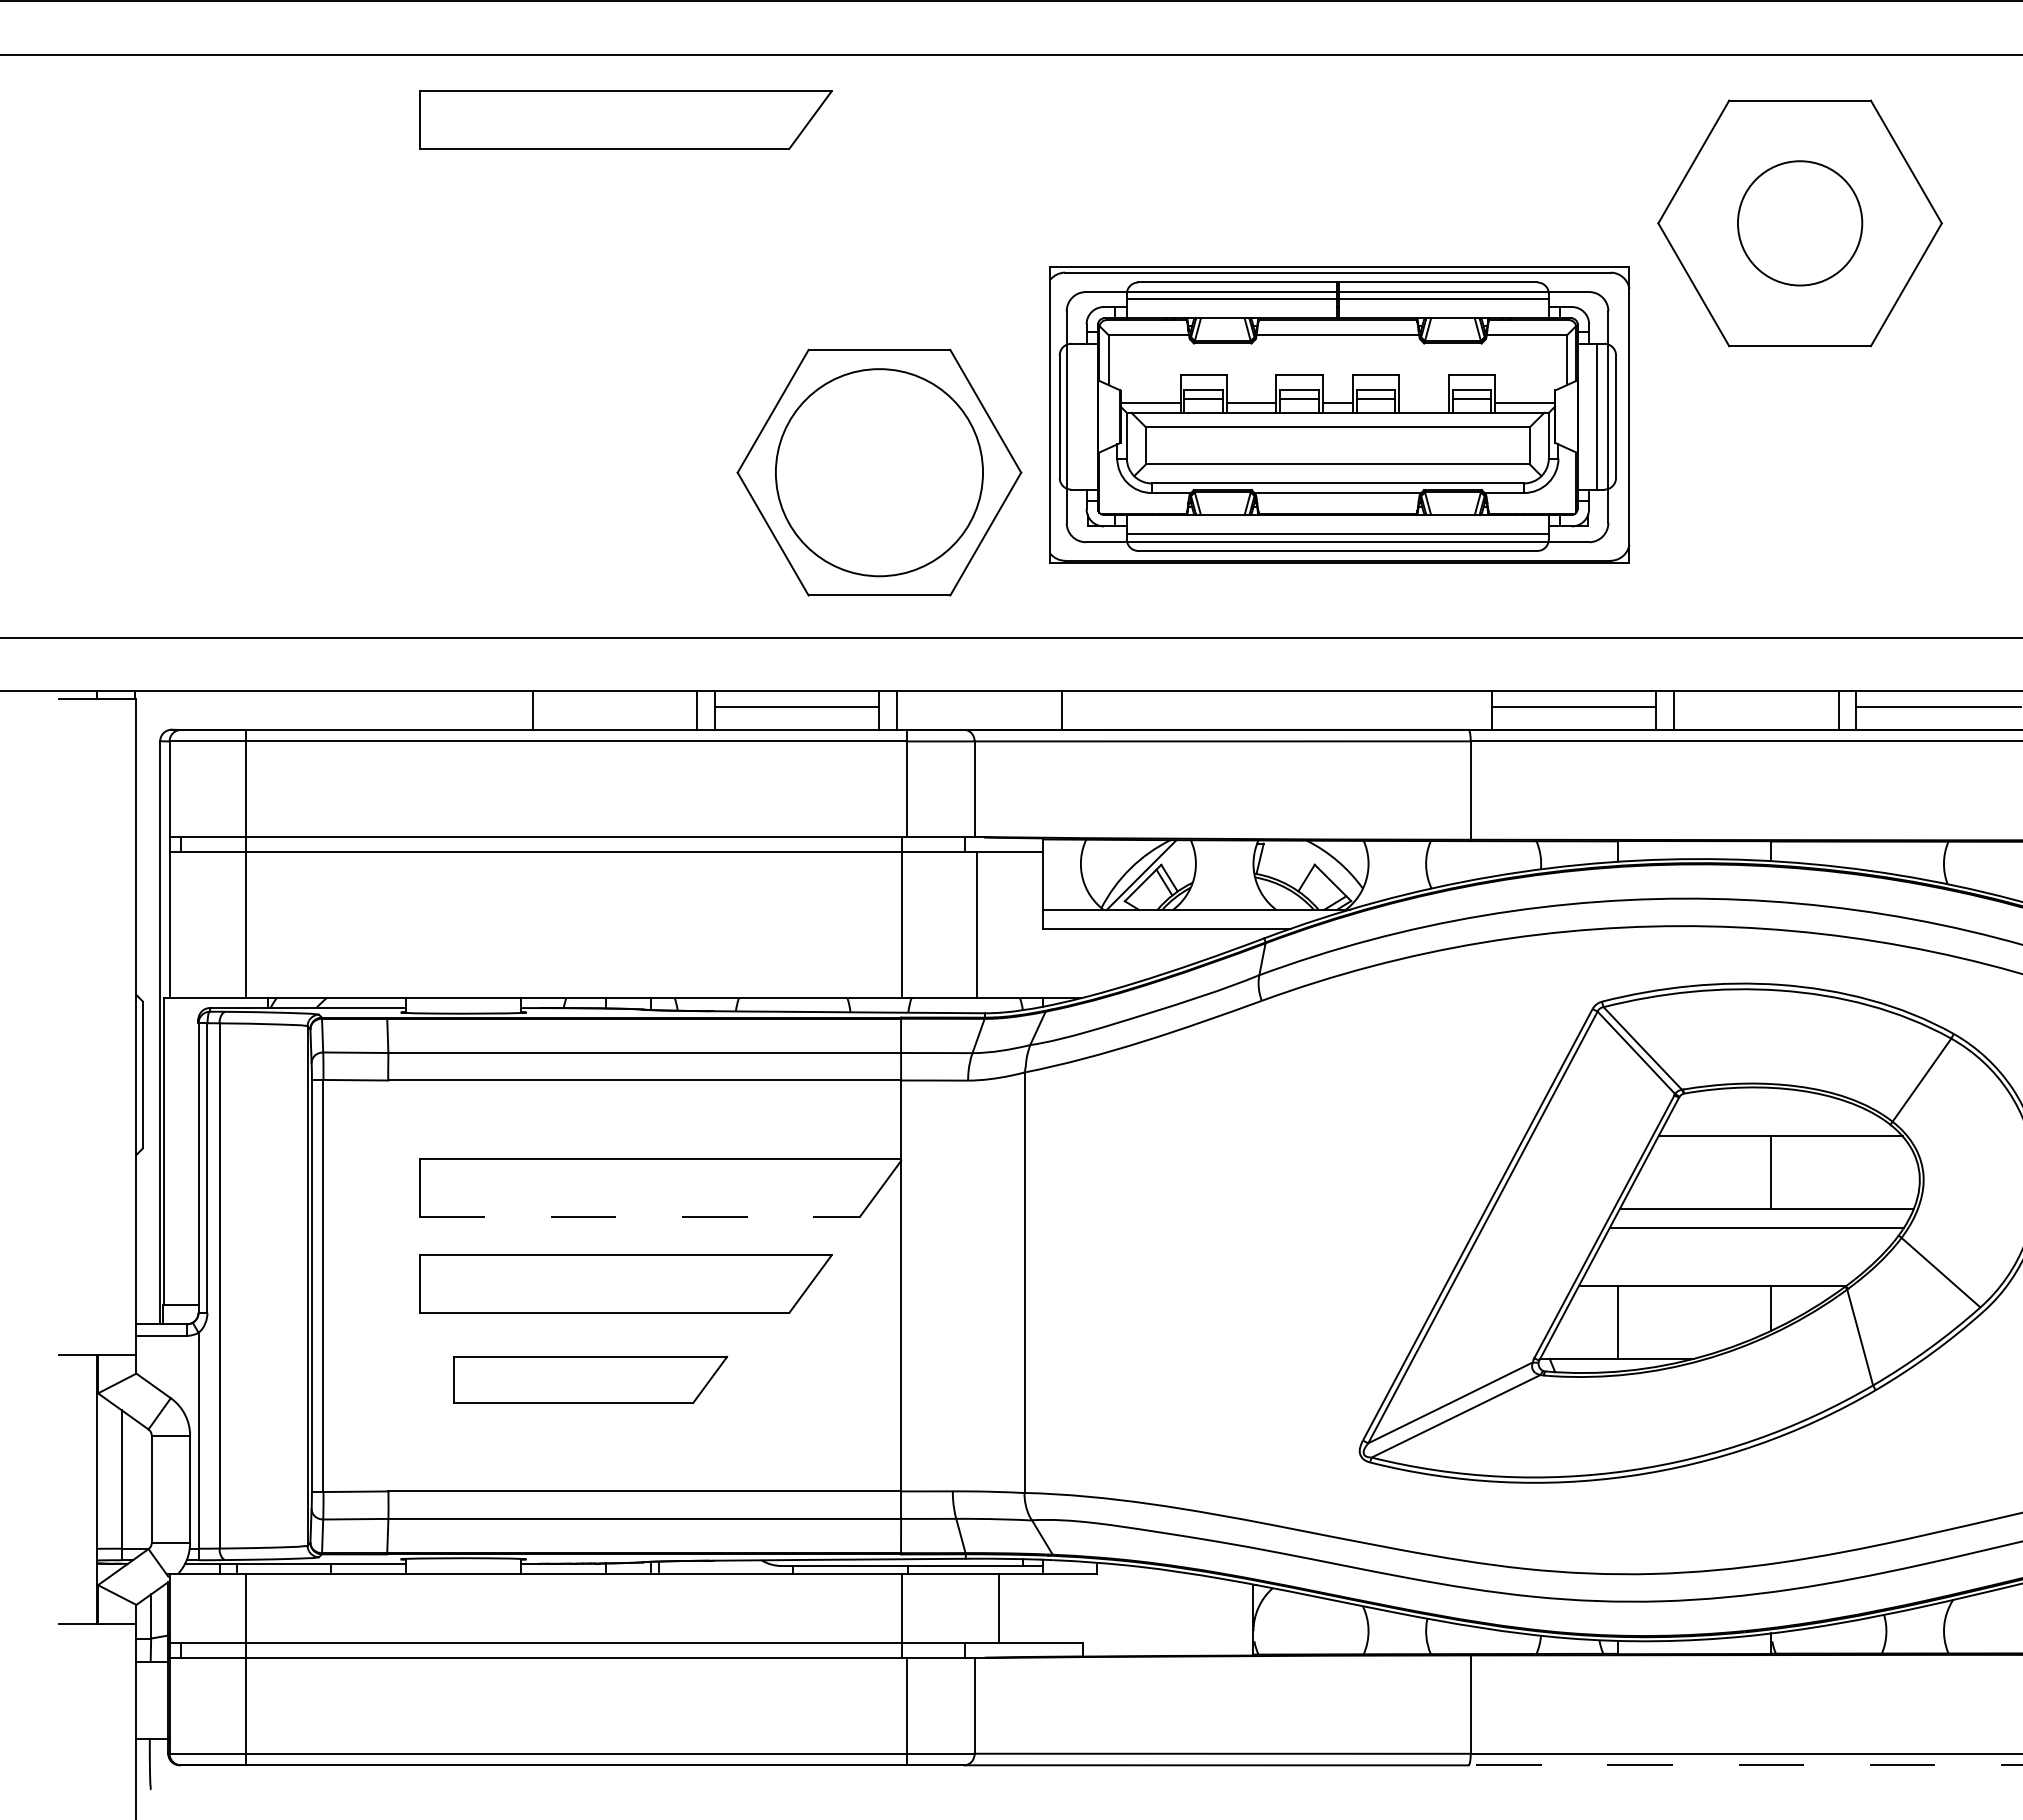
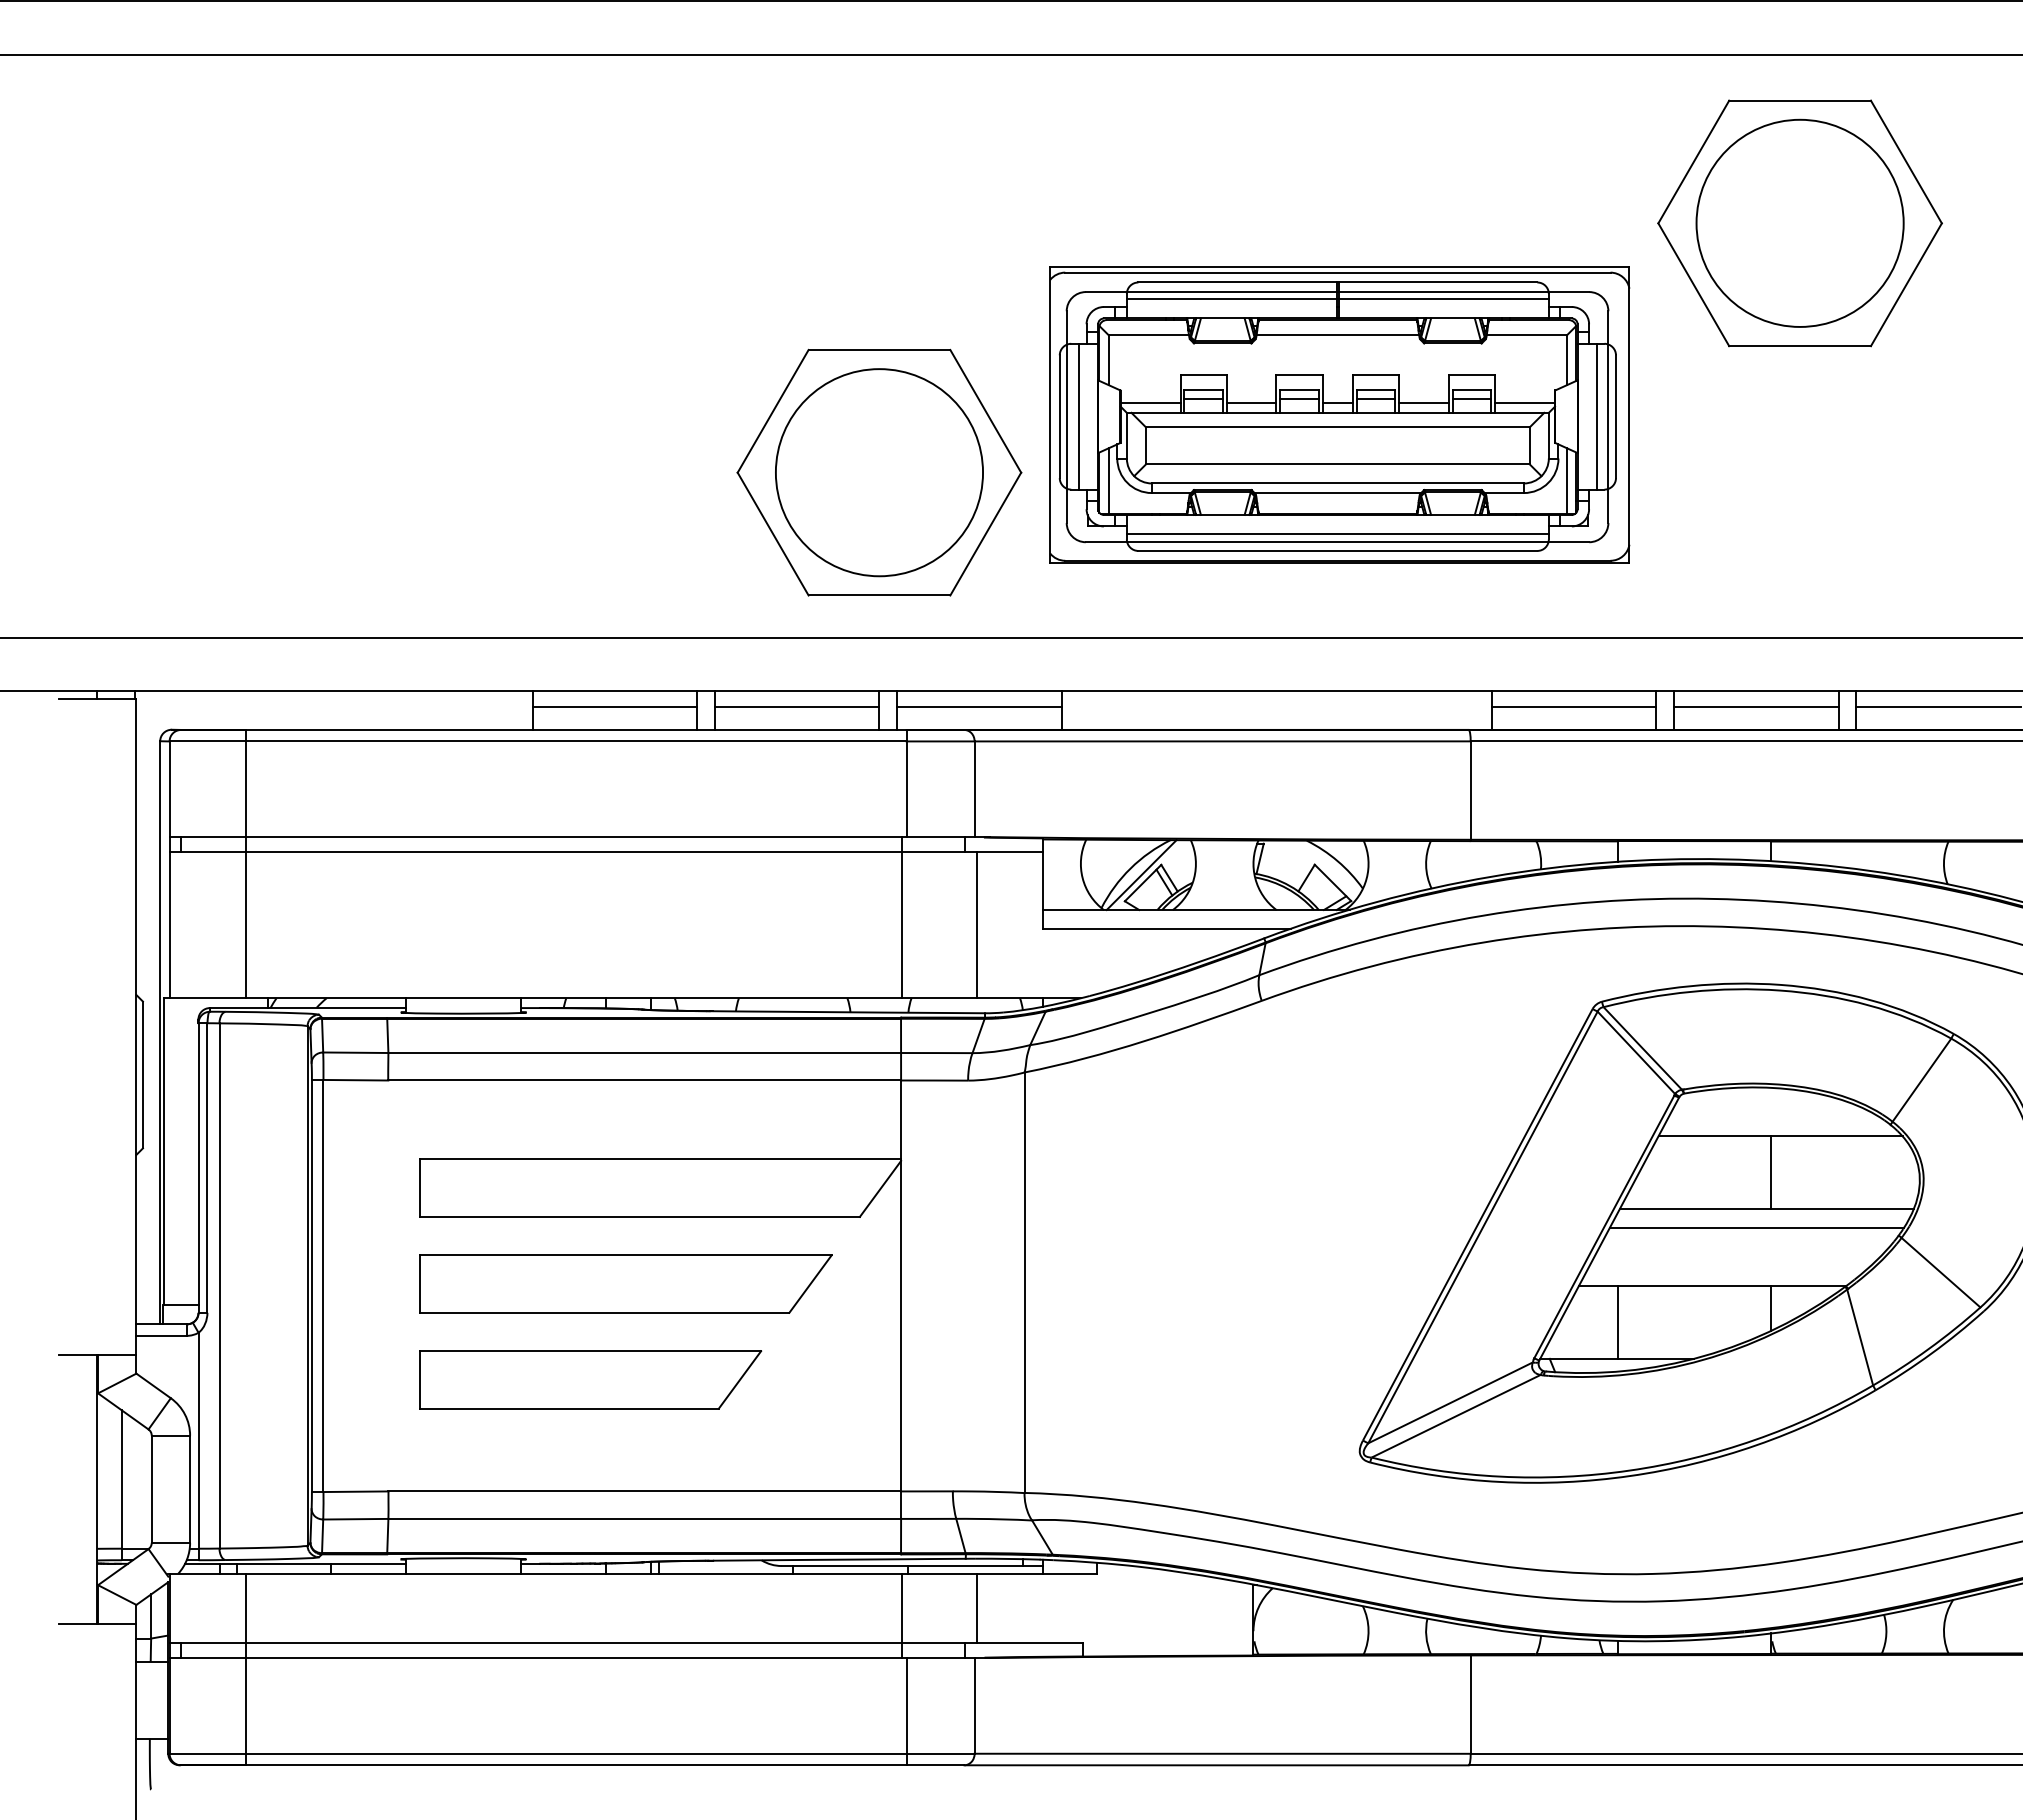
part: present -> none (625, 119)
circle diameter: 124 px -> 207 px (1799, 222)
line: none -> present (1424, 403)
line: none -> present (1078, 416)
line: none -> present (1108, 481)
line: none -> present (1566, 481)
line: none -> present (614, 706)
line: none -> present (979, 706)
line: none -> present (1755, 706)
line: dashed -> solid (640, 1216)
part size: 276x48 px -> 344x60 px (590, 1379)
line position: (998, 1607) -> (976, 1607) (976, 1607)
line: dashed -> solid (1745, 1765)
